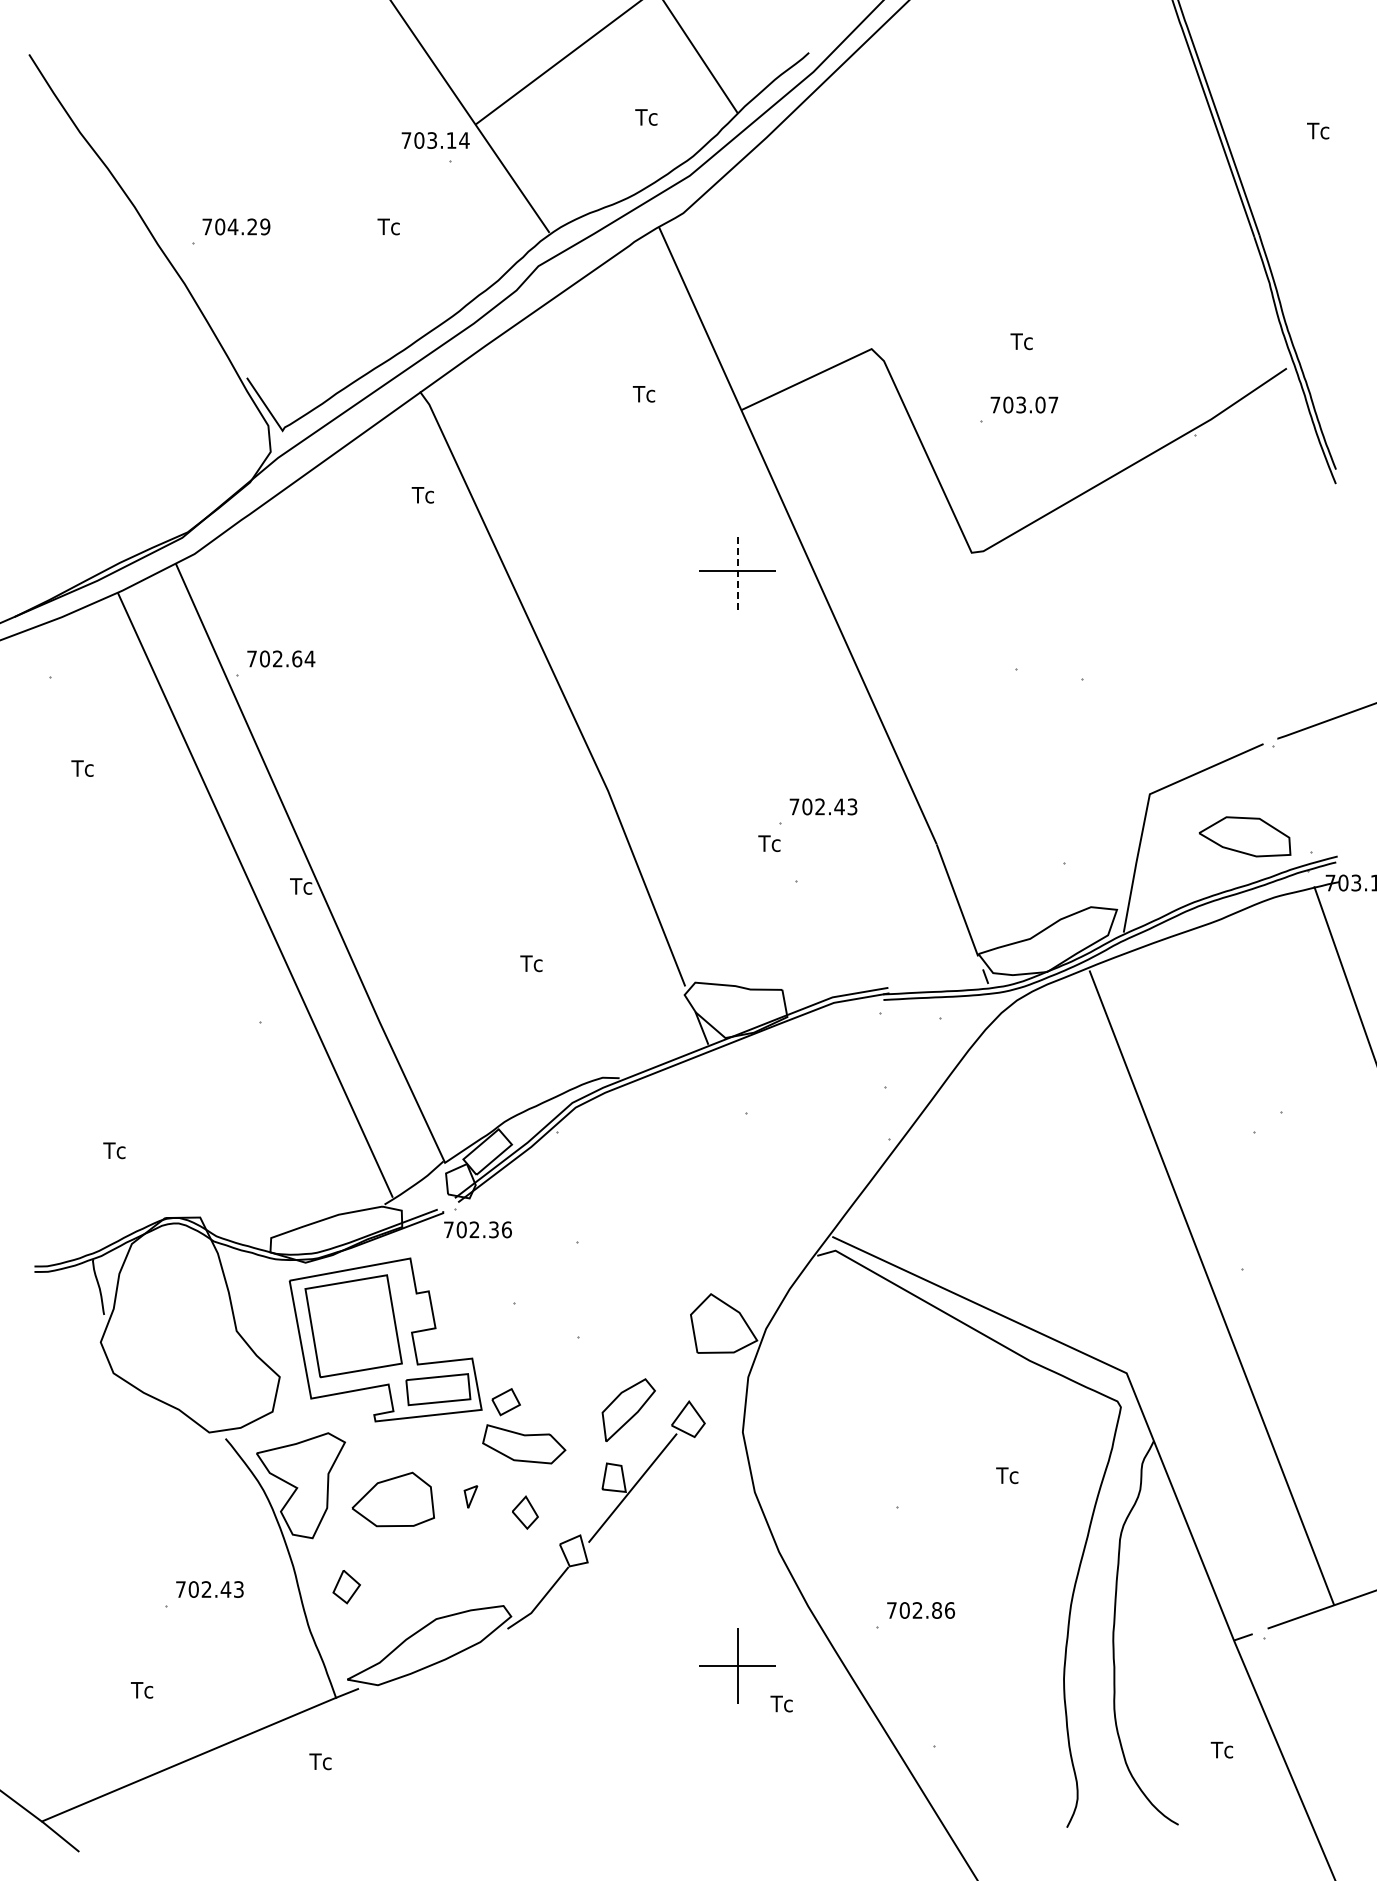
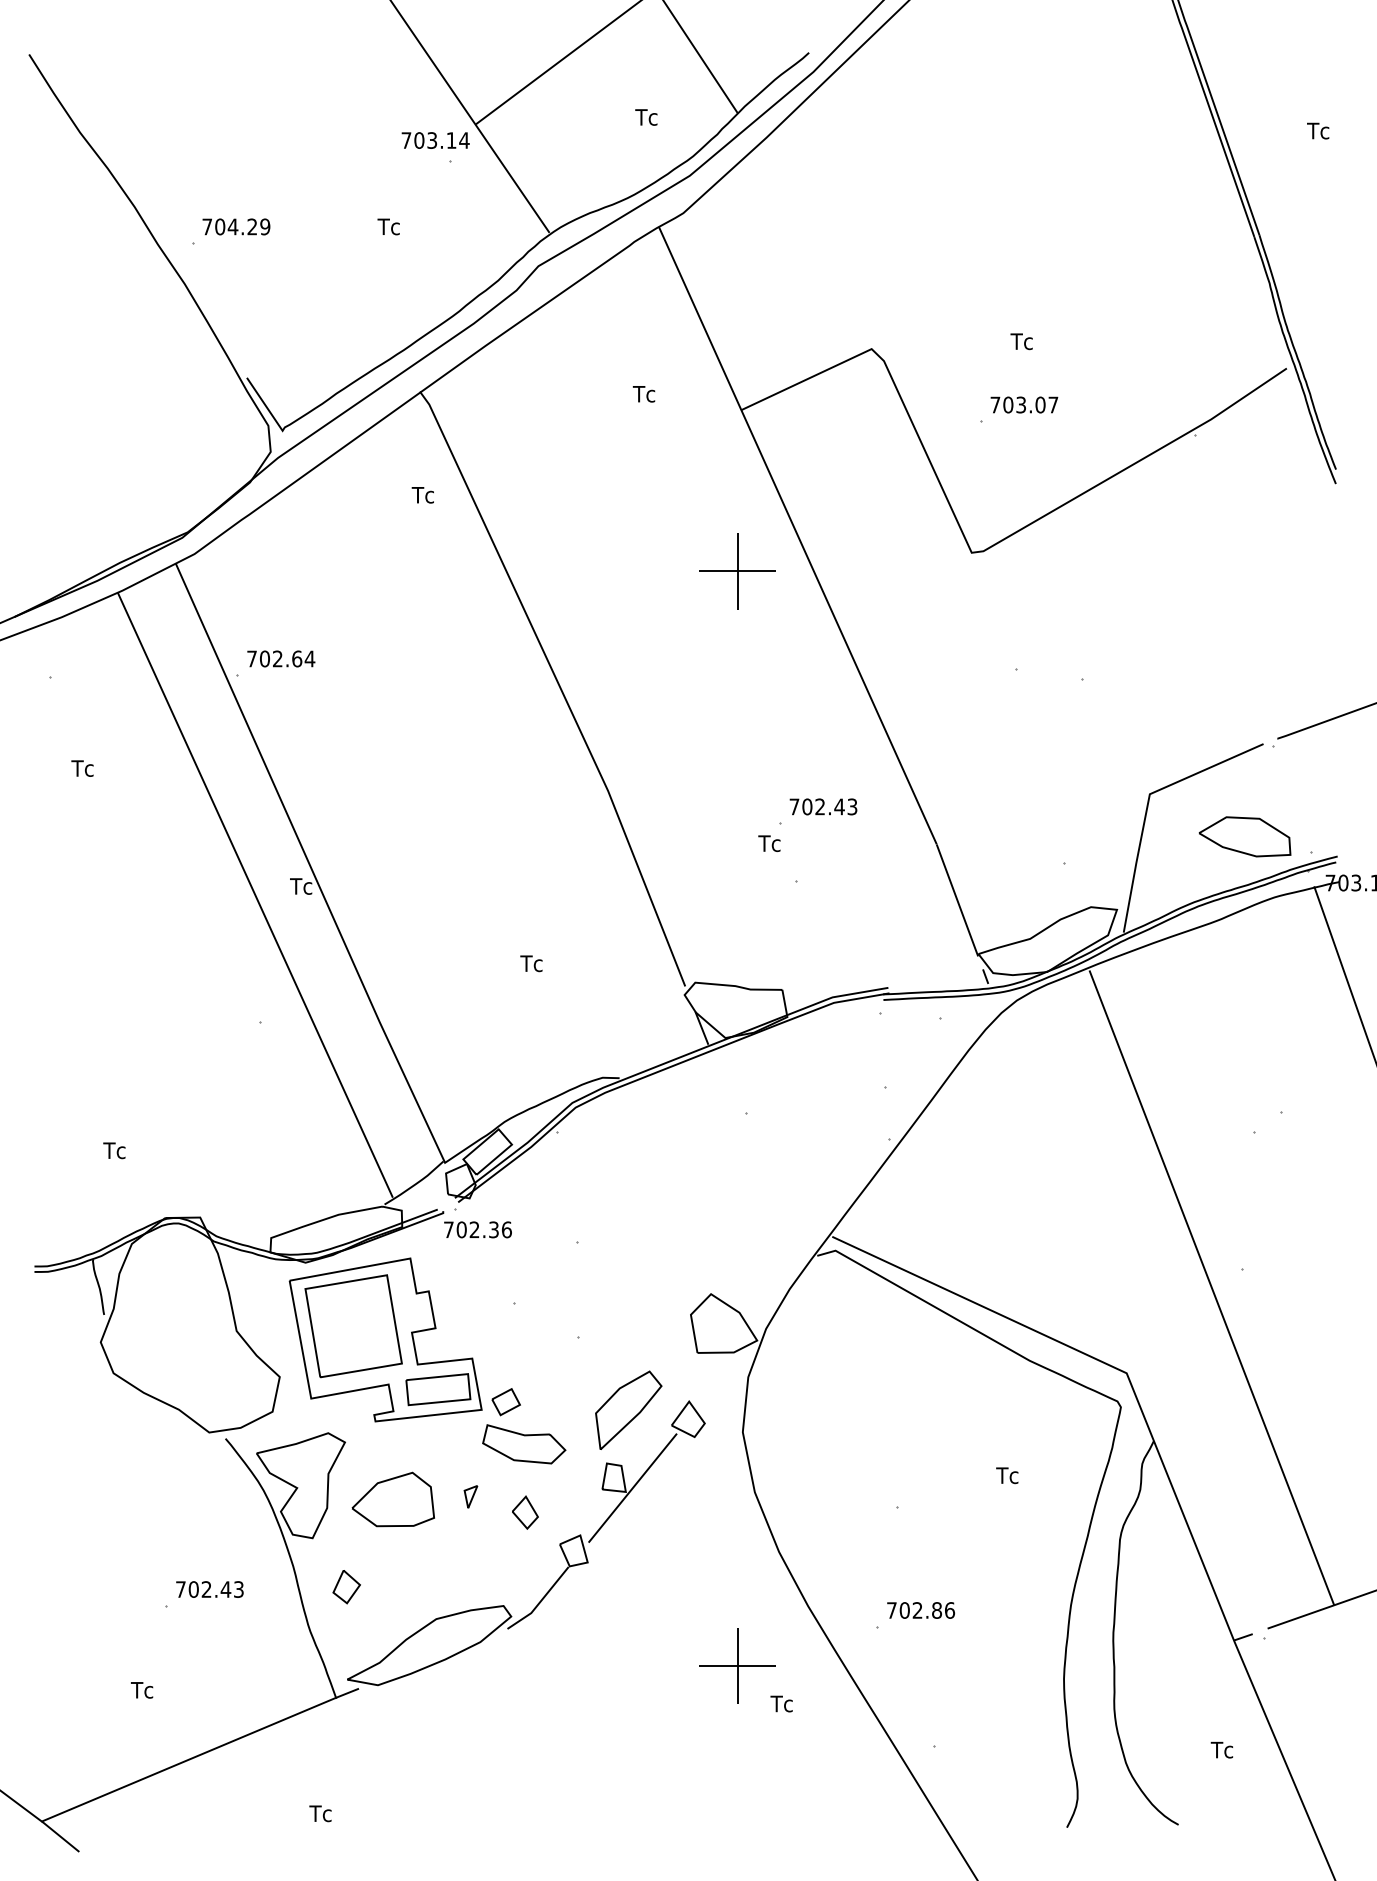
line: dashed -> solid (737, 570)
part size: 55x64 px -> 68x80 px (628, 1409)
text position: (320, 1761) -> (320, 1813) (320, 1813)
